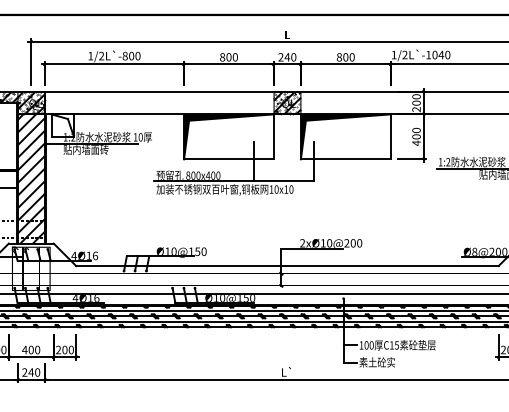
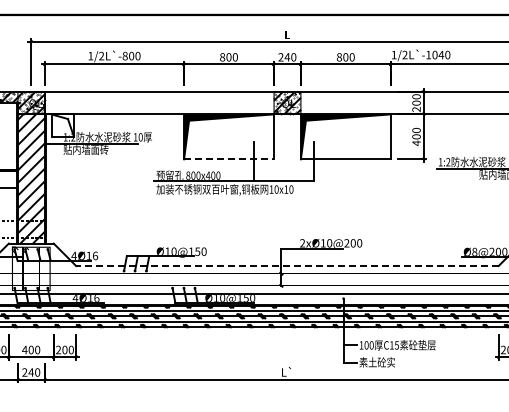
line: solid -> dashed (229, 159)
line: solid -> dashed (286, 266)
